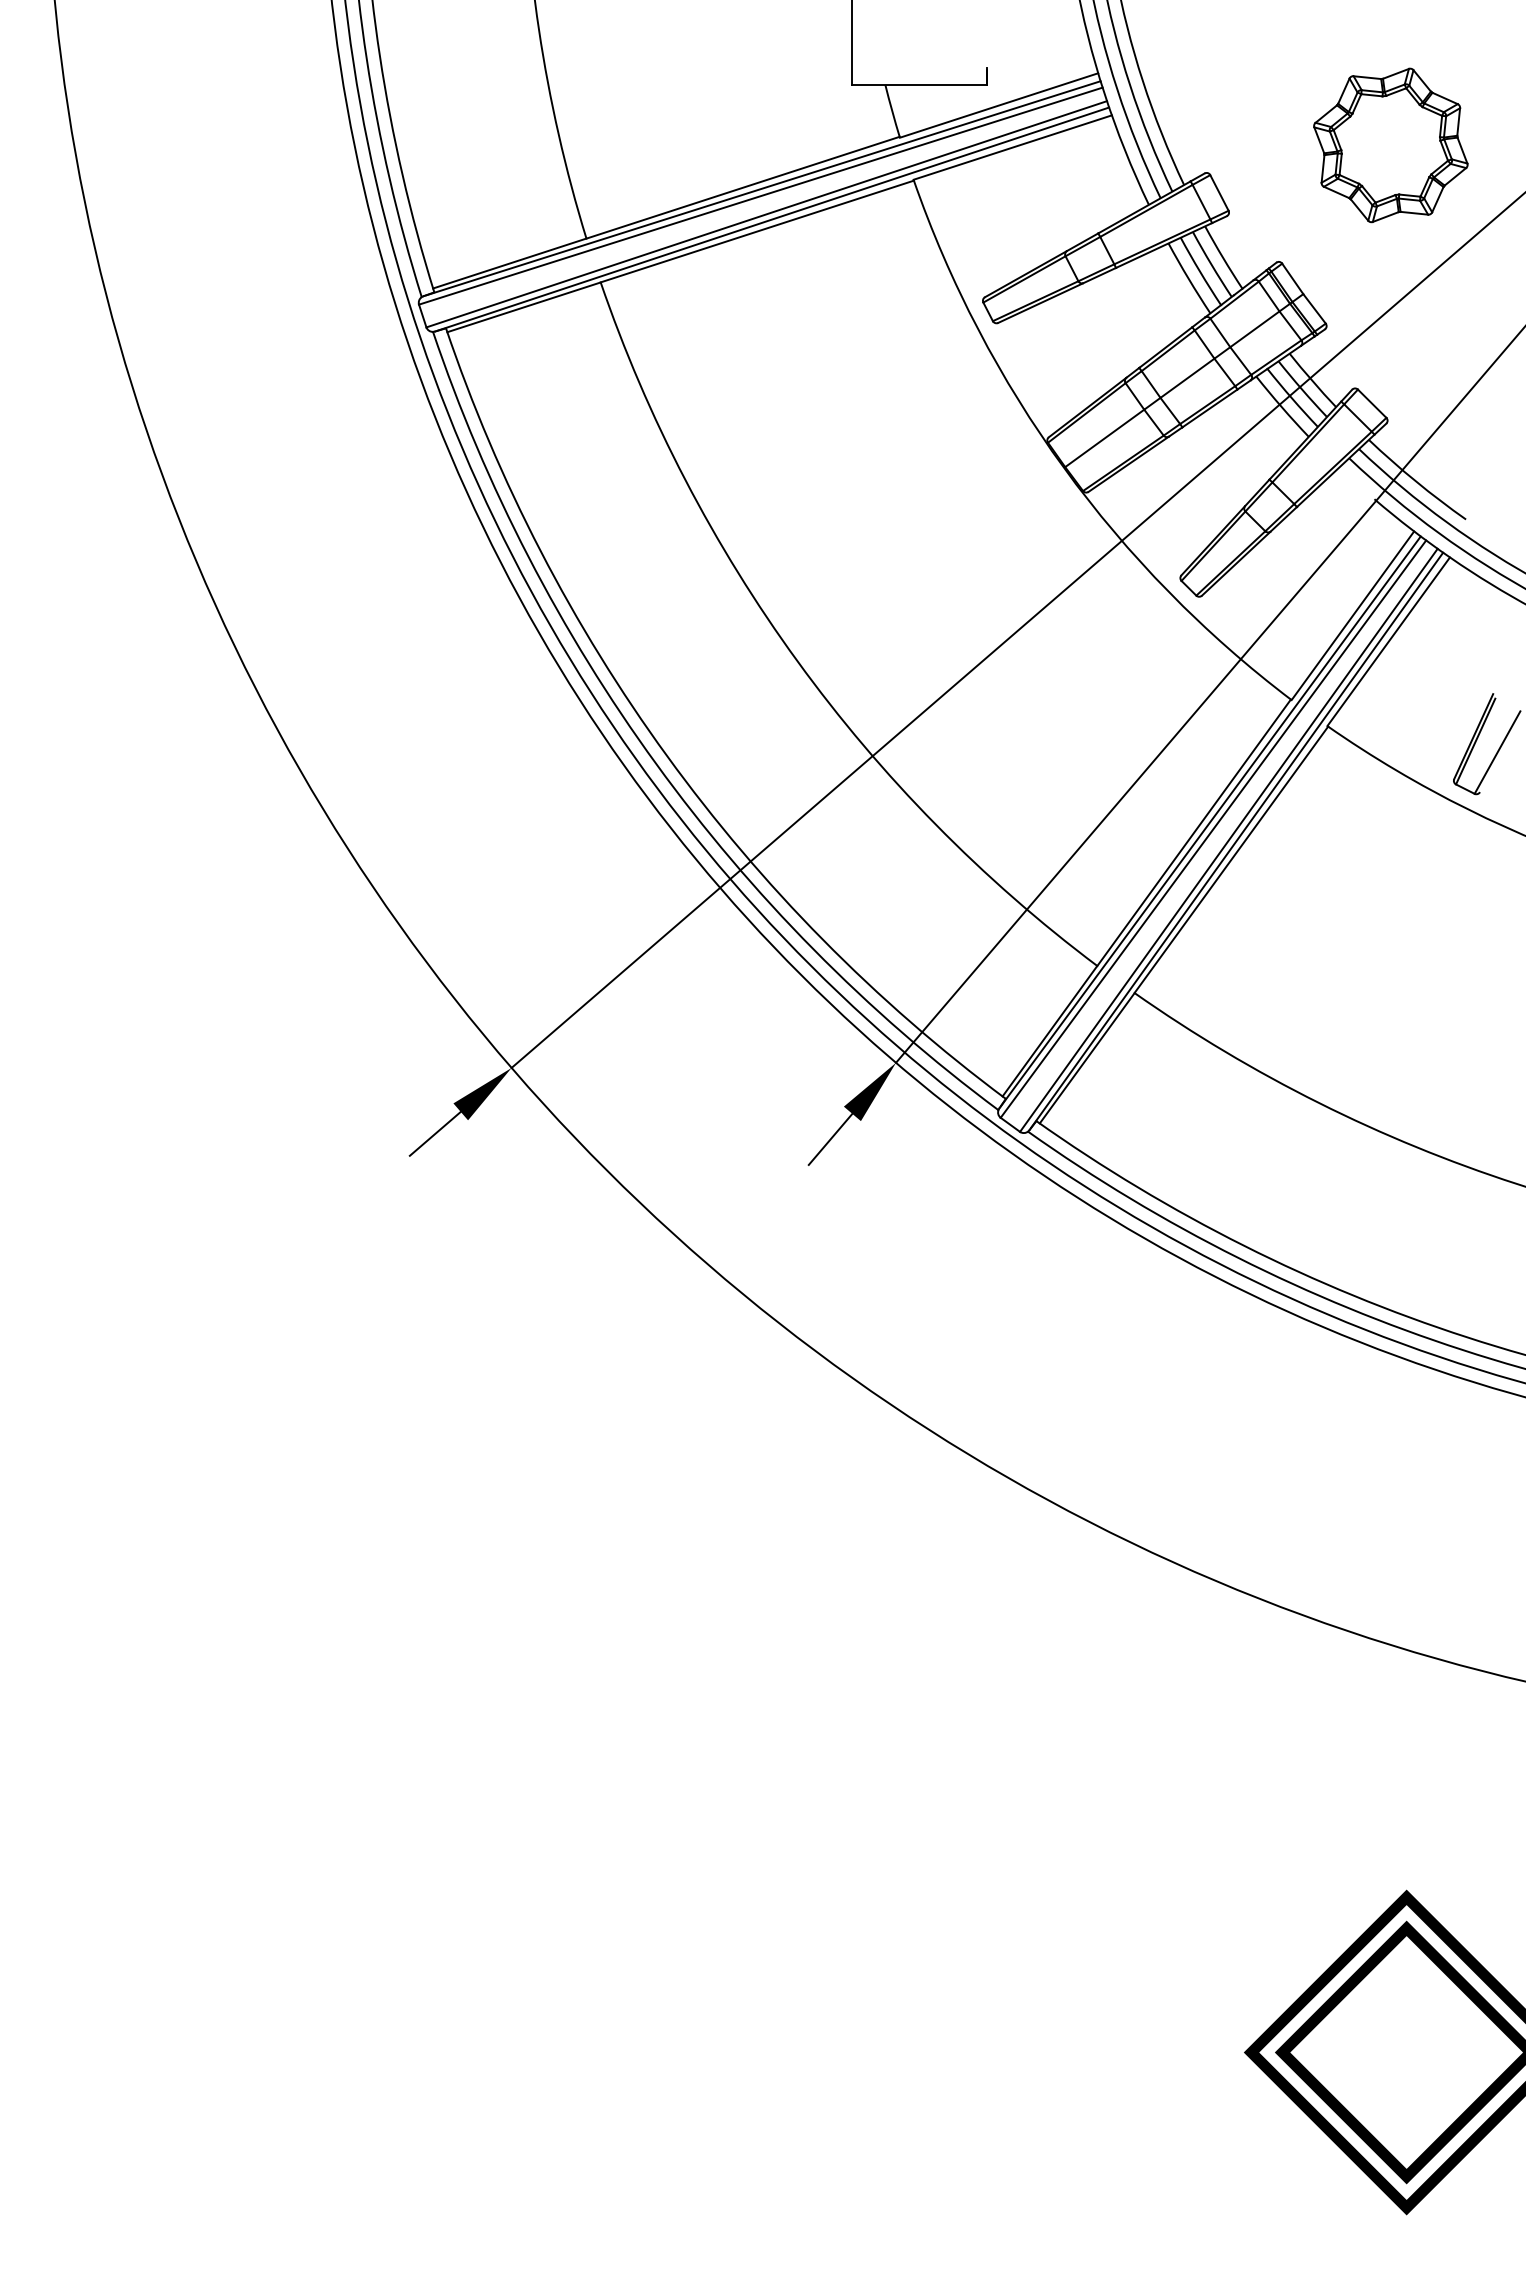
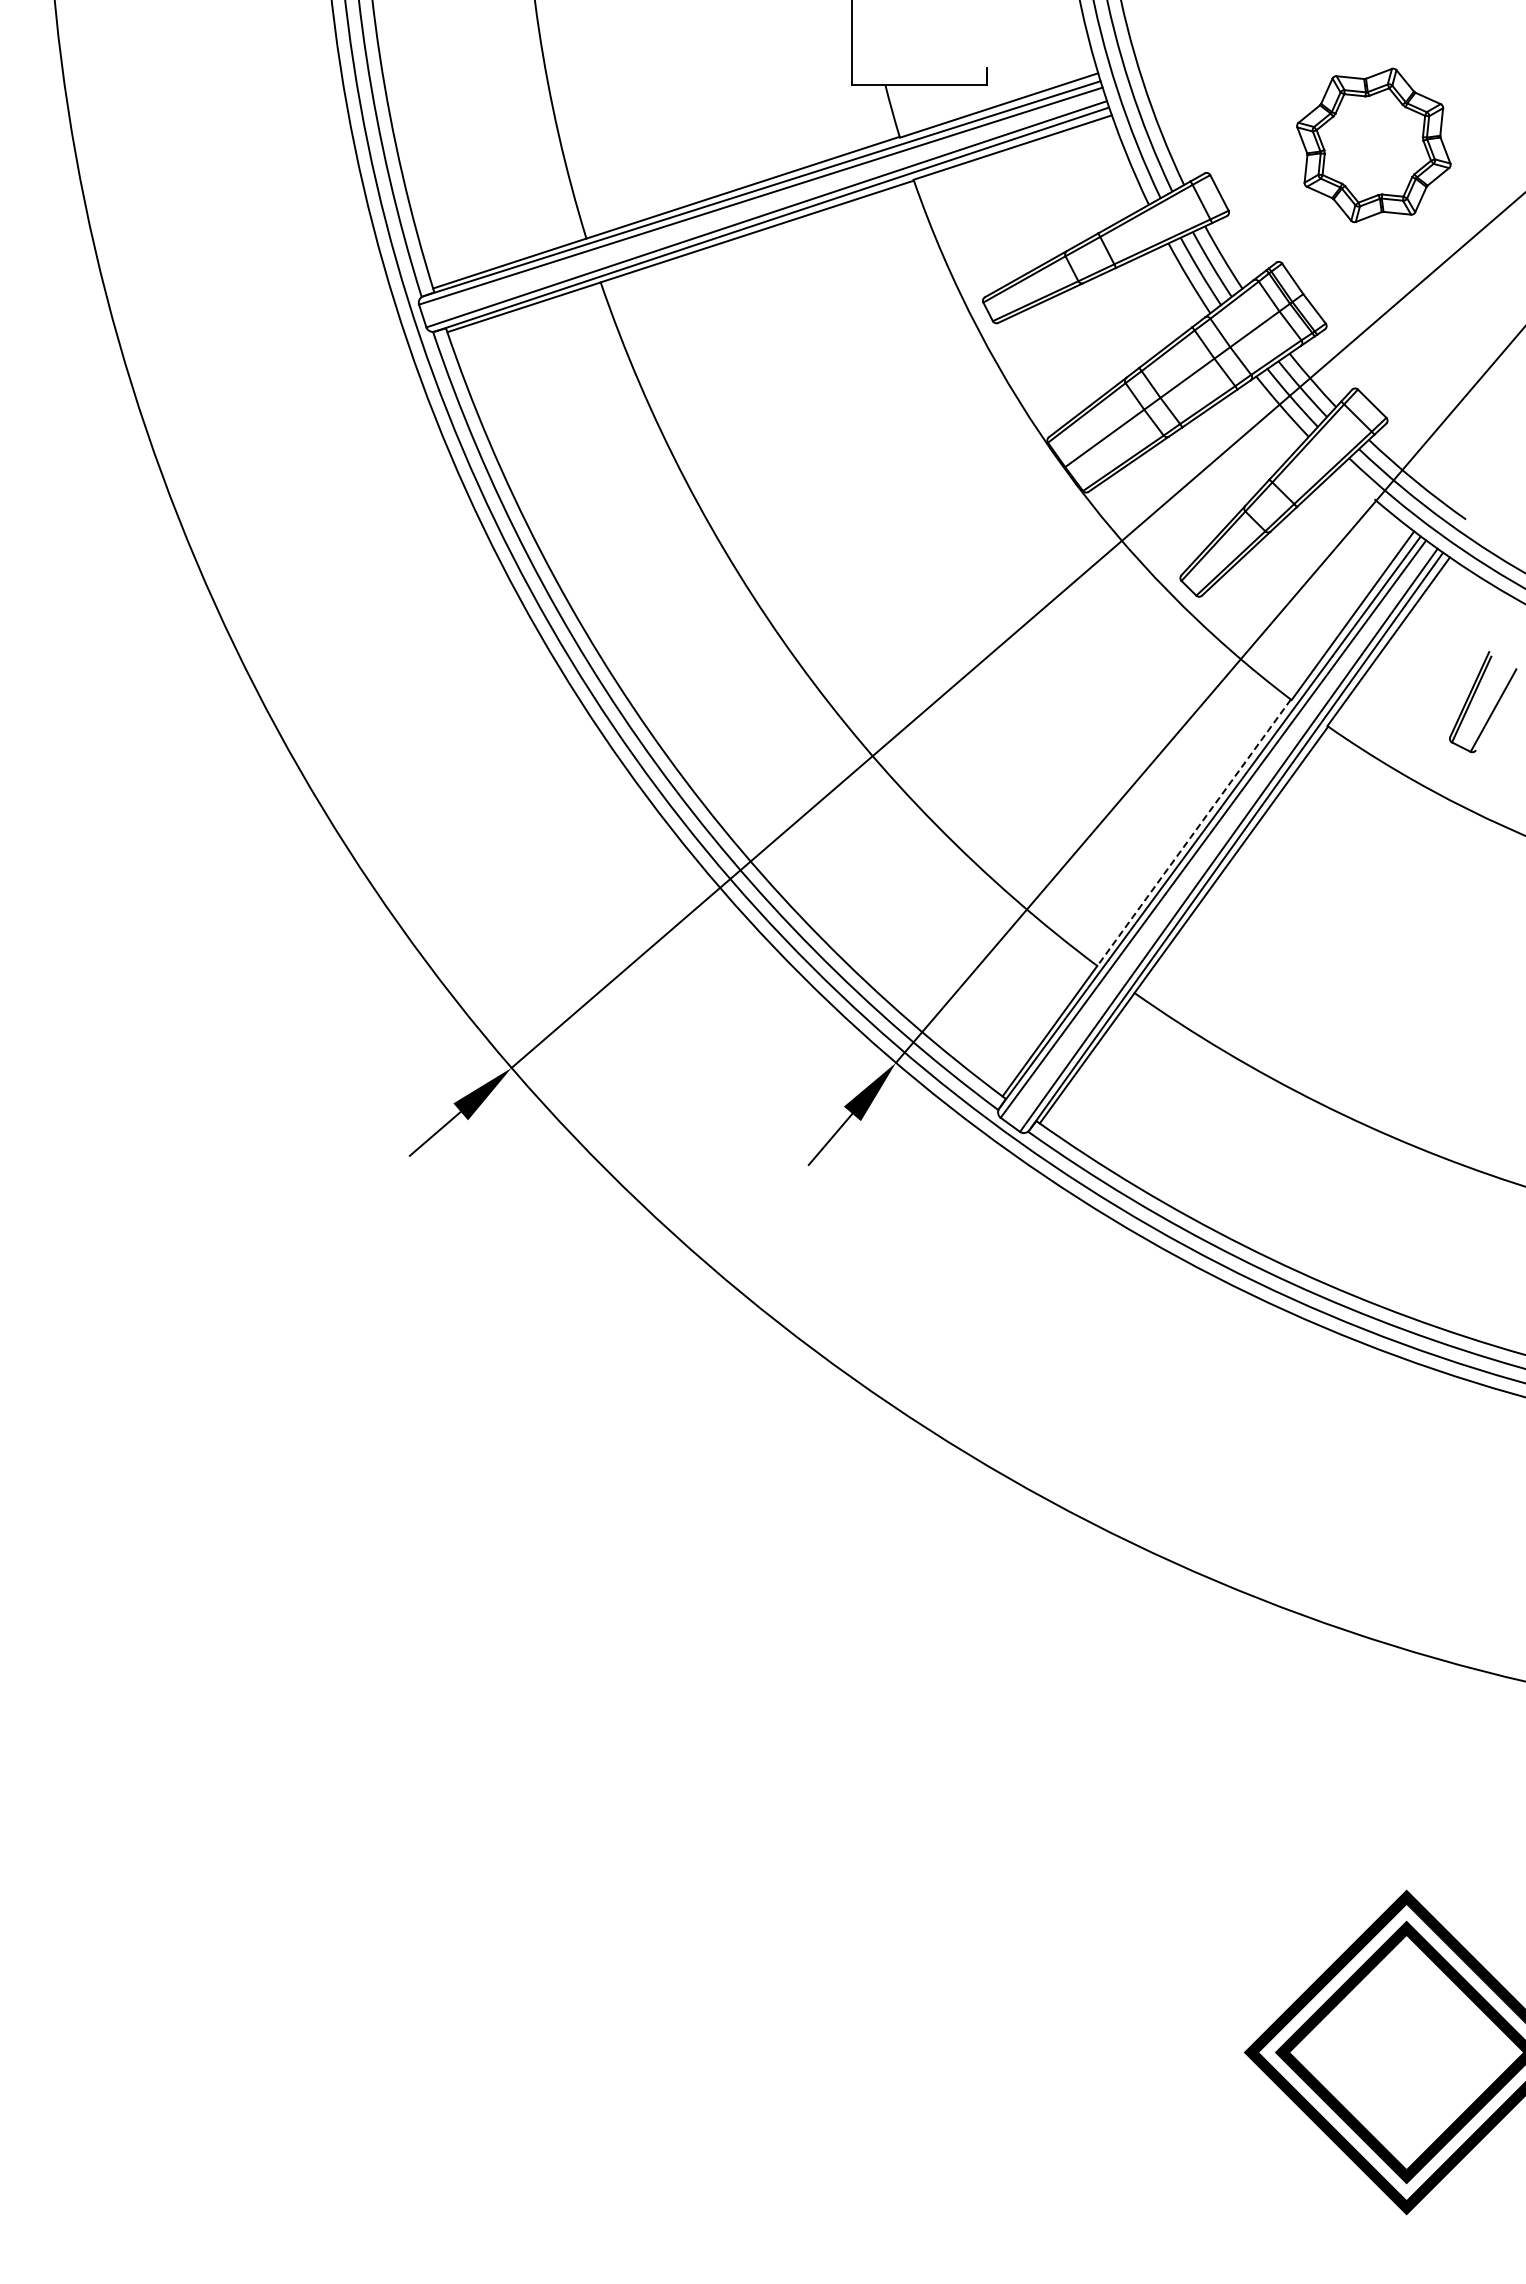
part position: (1390, 145) -> (1373, 145) (1373, 145)
part position: (1477, 740) -> (1473, 698) (1473, 698)
line: solid -> dashed (1194, 832)
